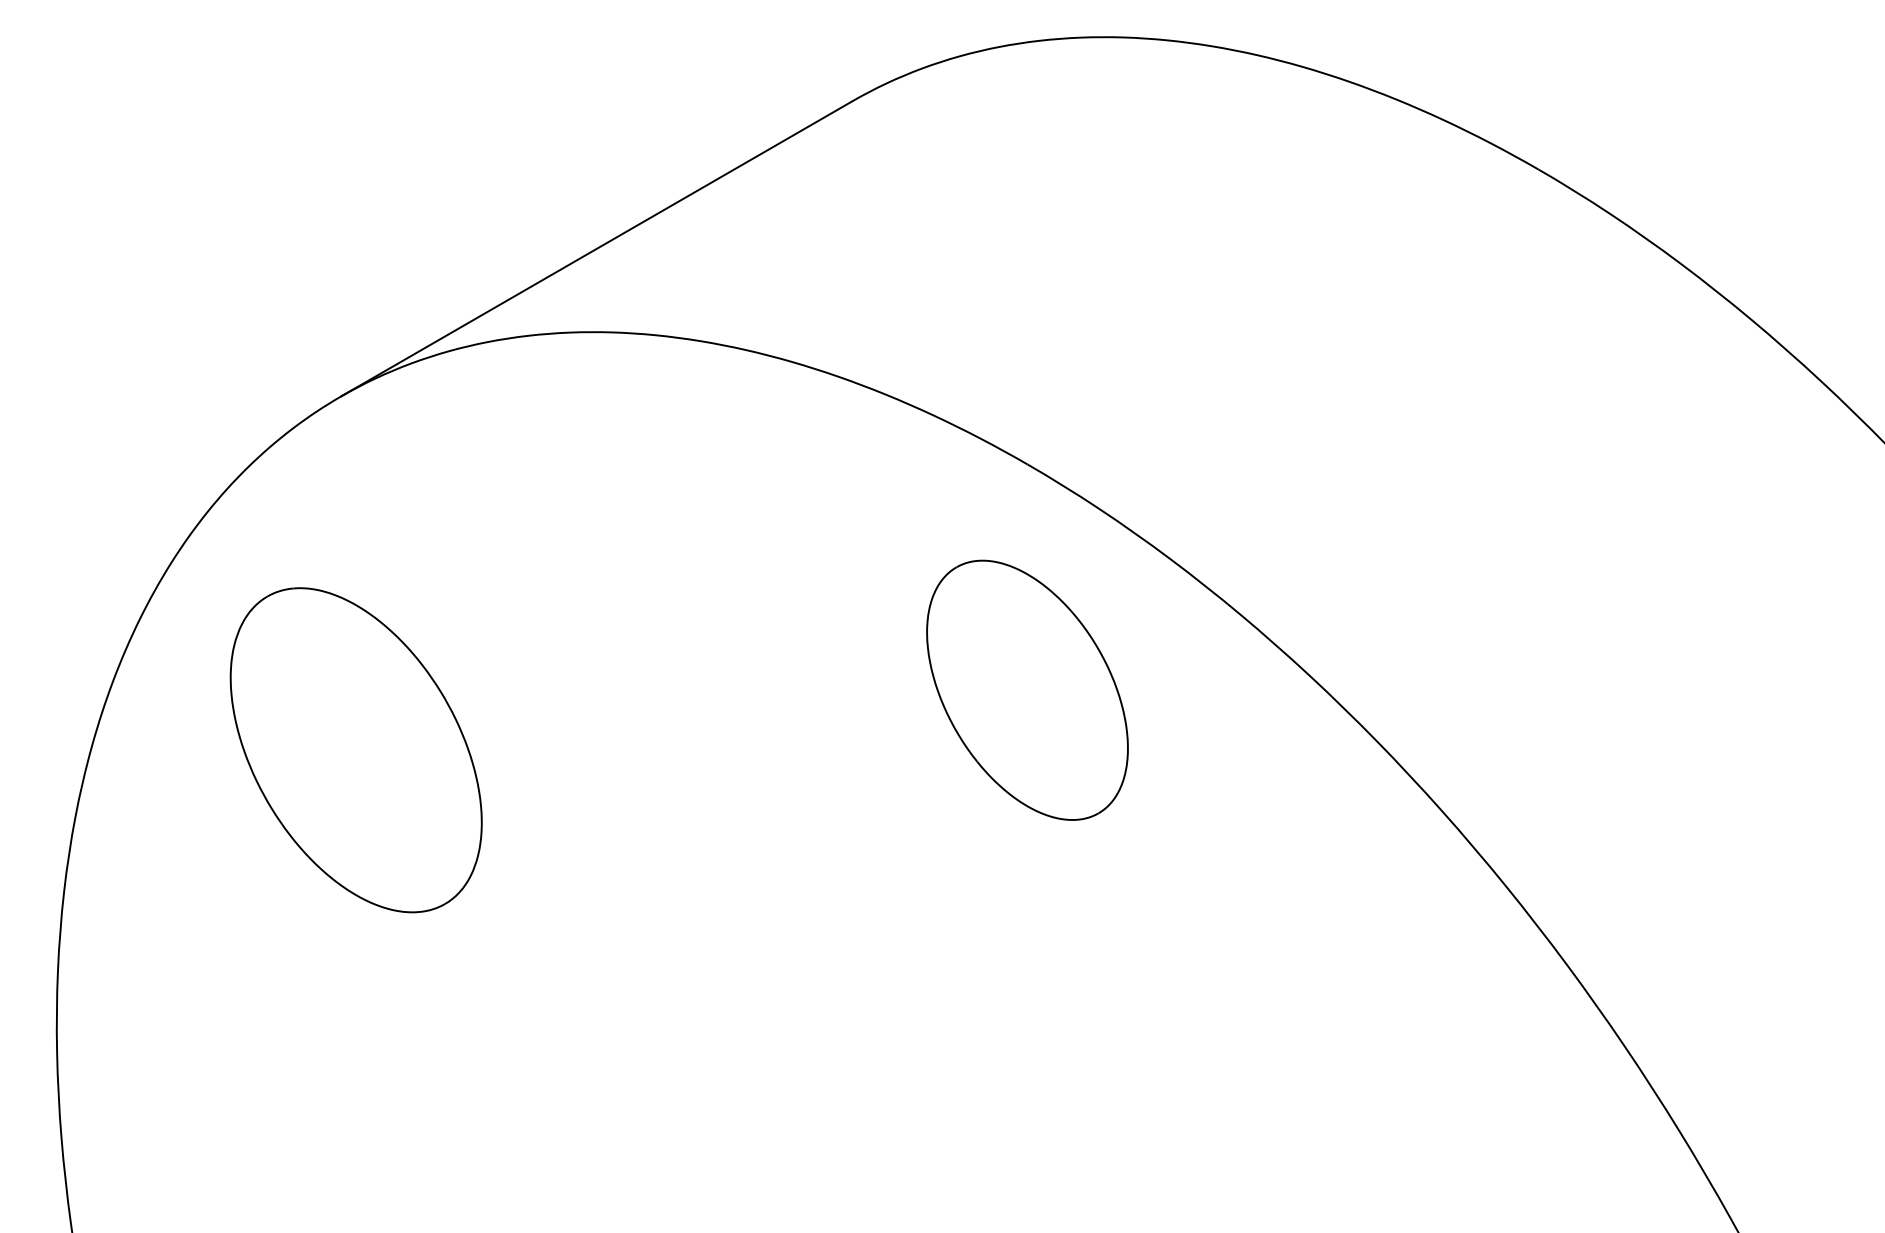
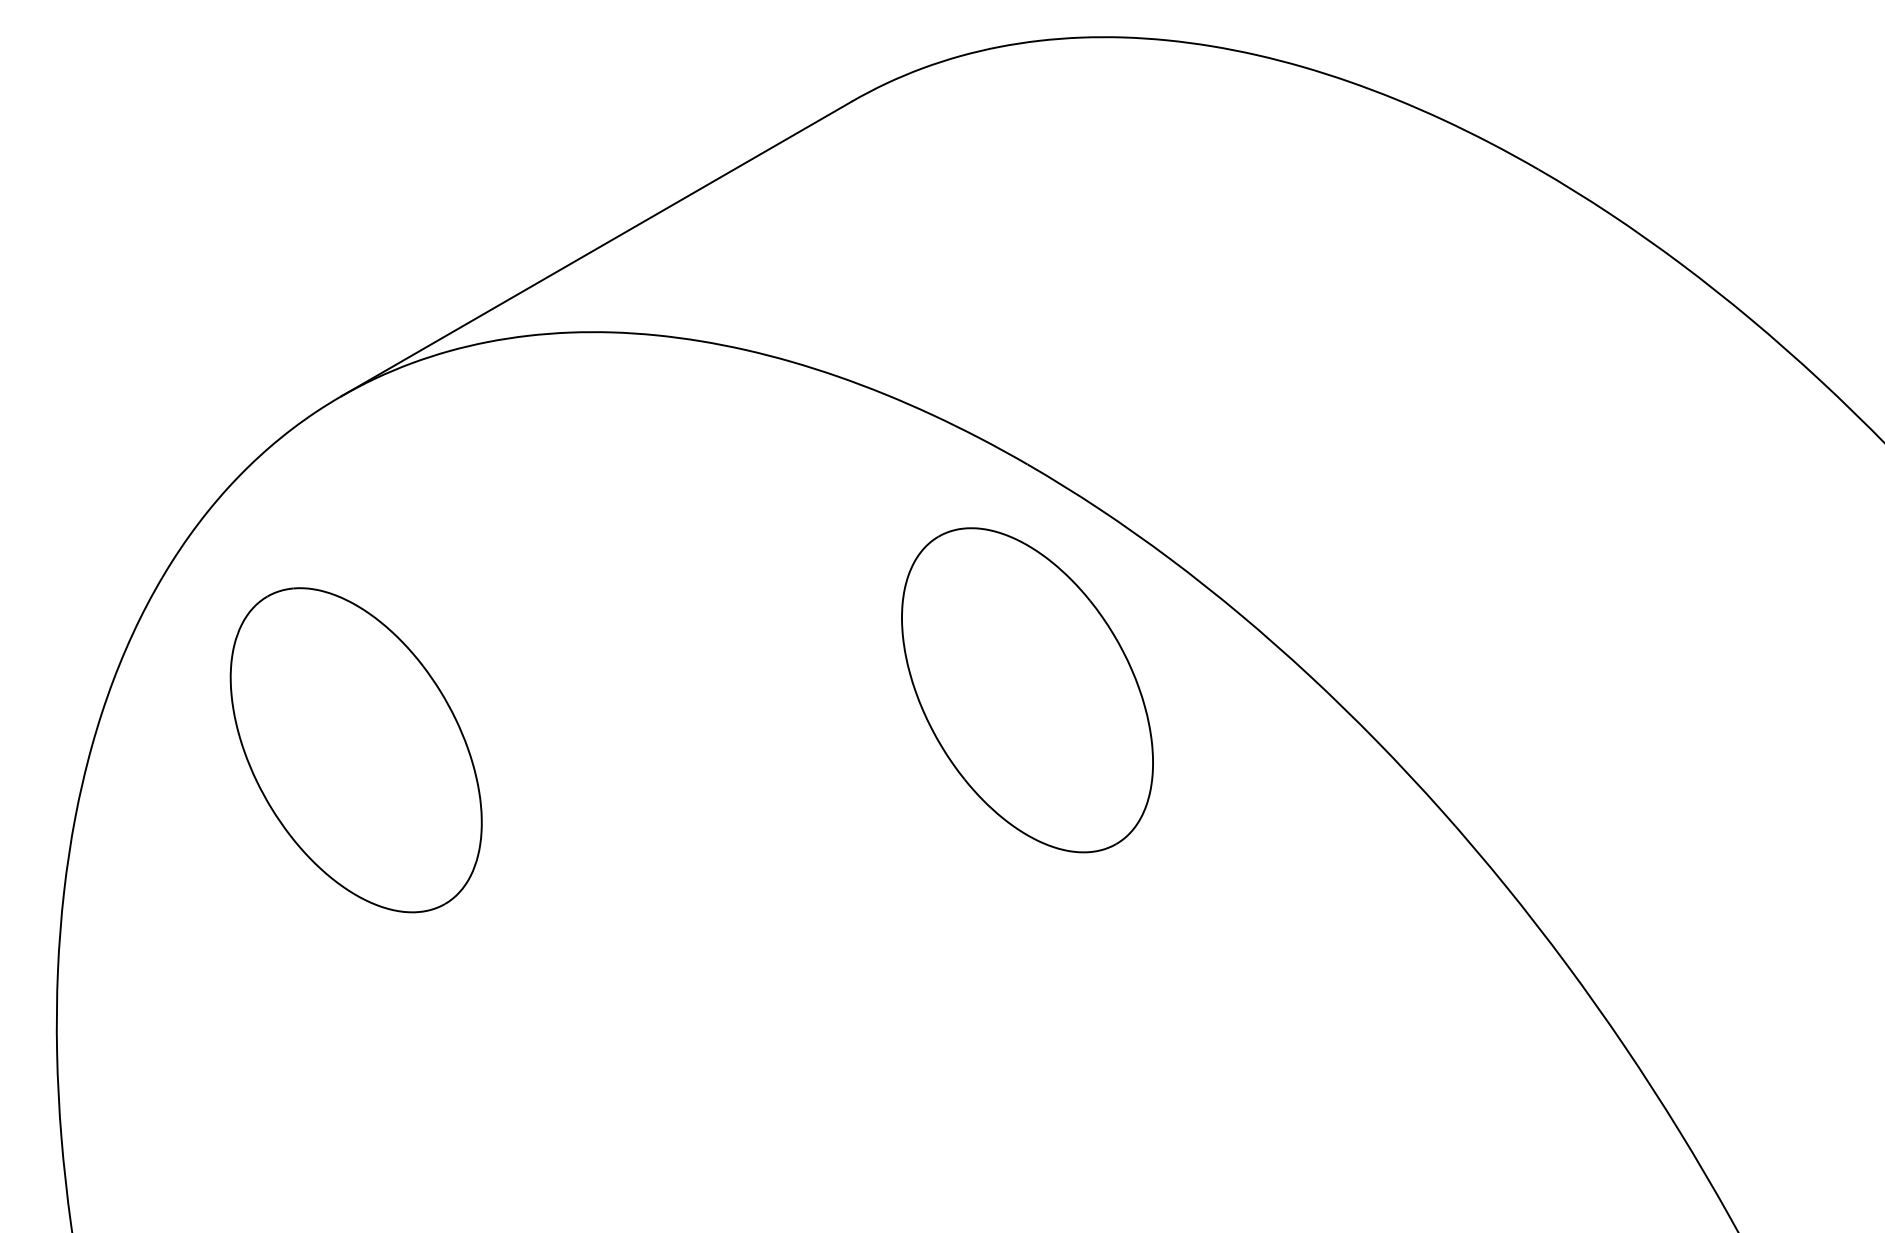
part size: 203x262 px -> 253x327 px (1027, 690)
